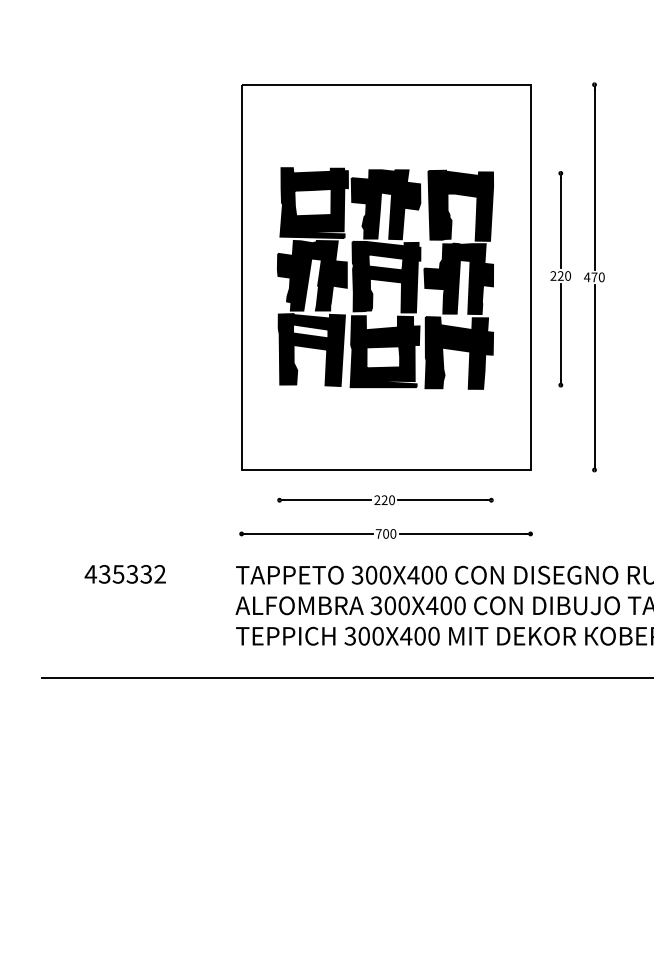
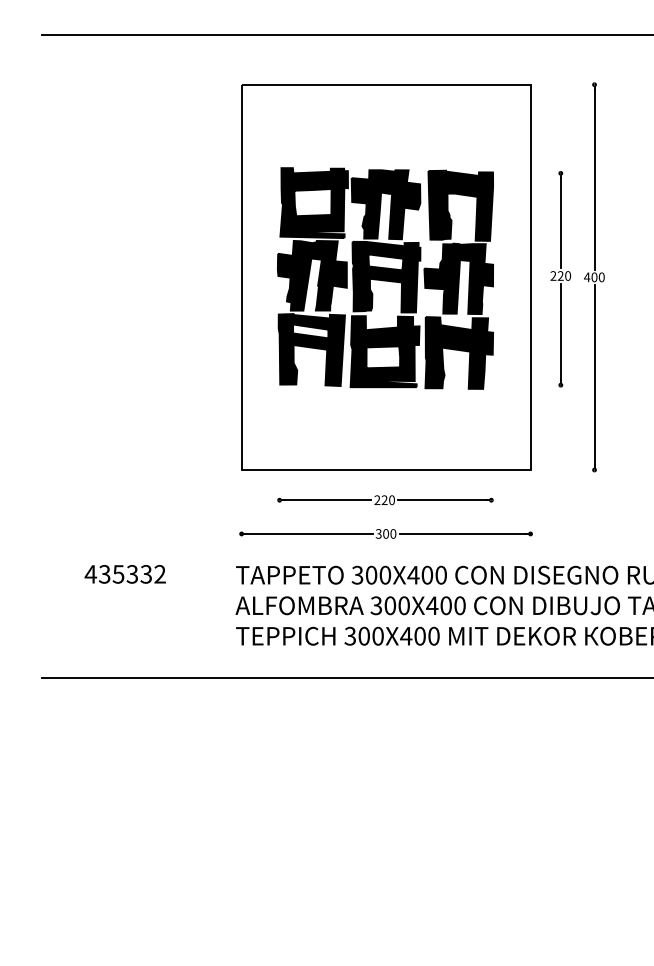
line: none -> present (345, 35)
text: 470 -> 400 (594, 277)
text: 700 -> 300 (378, 533)
